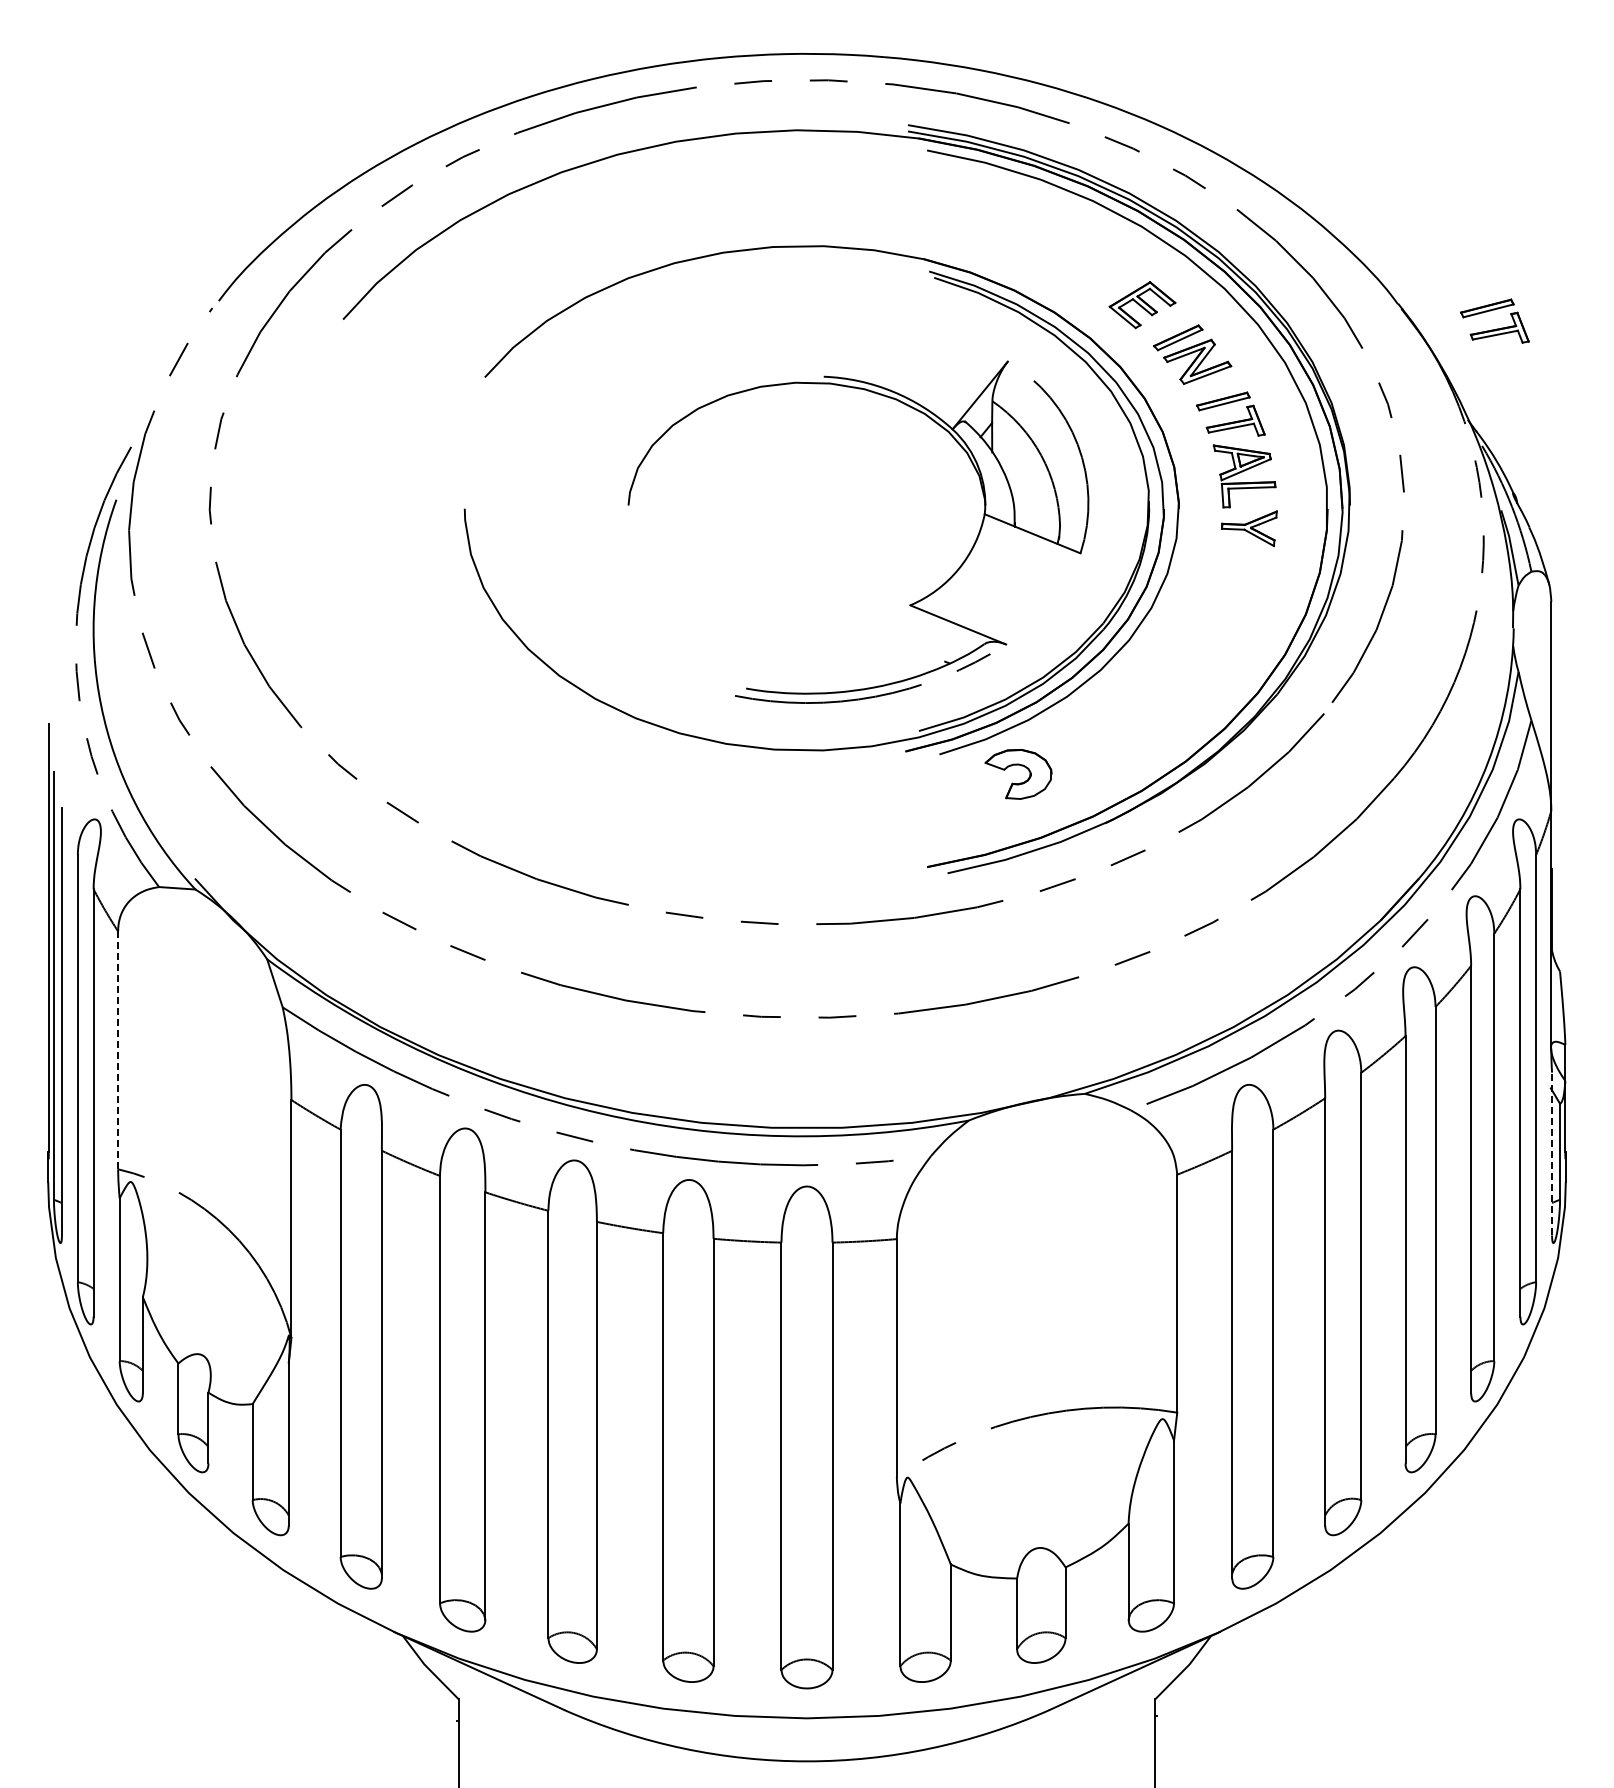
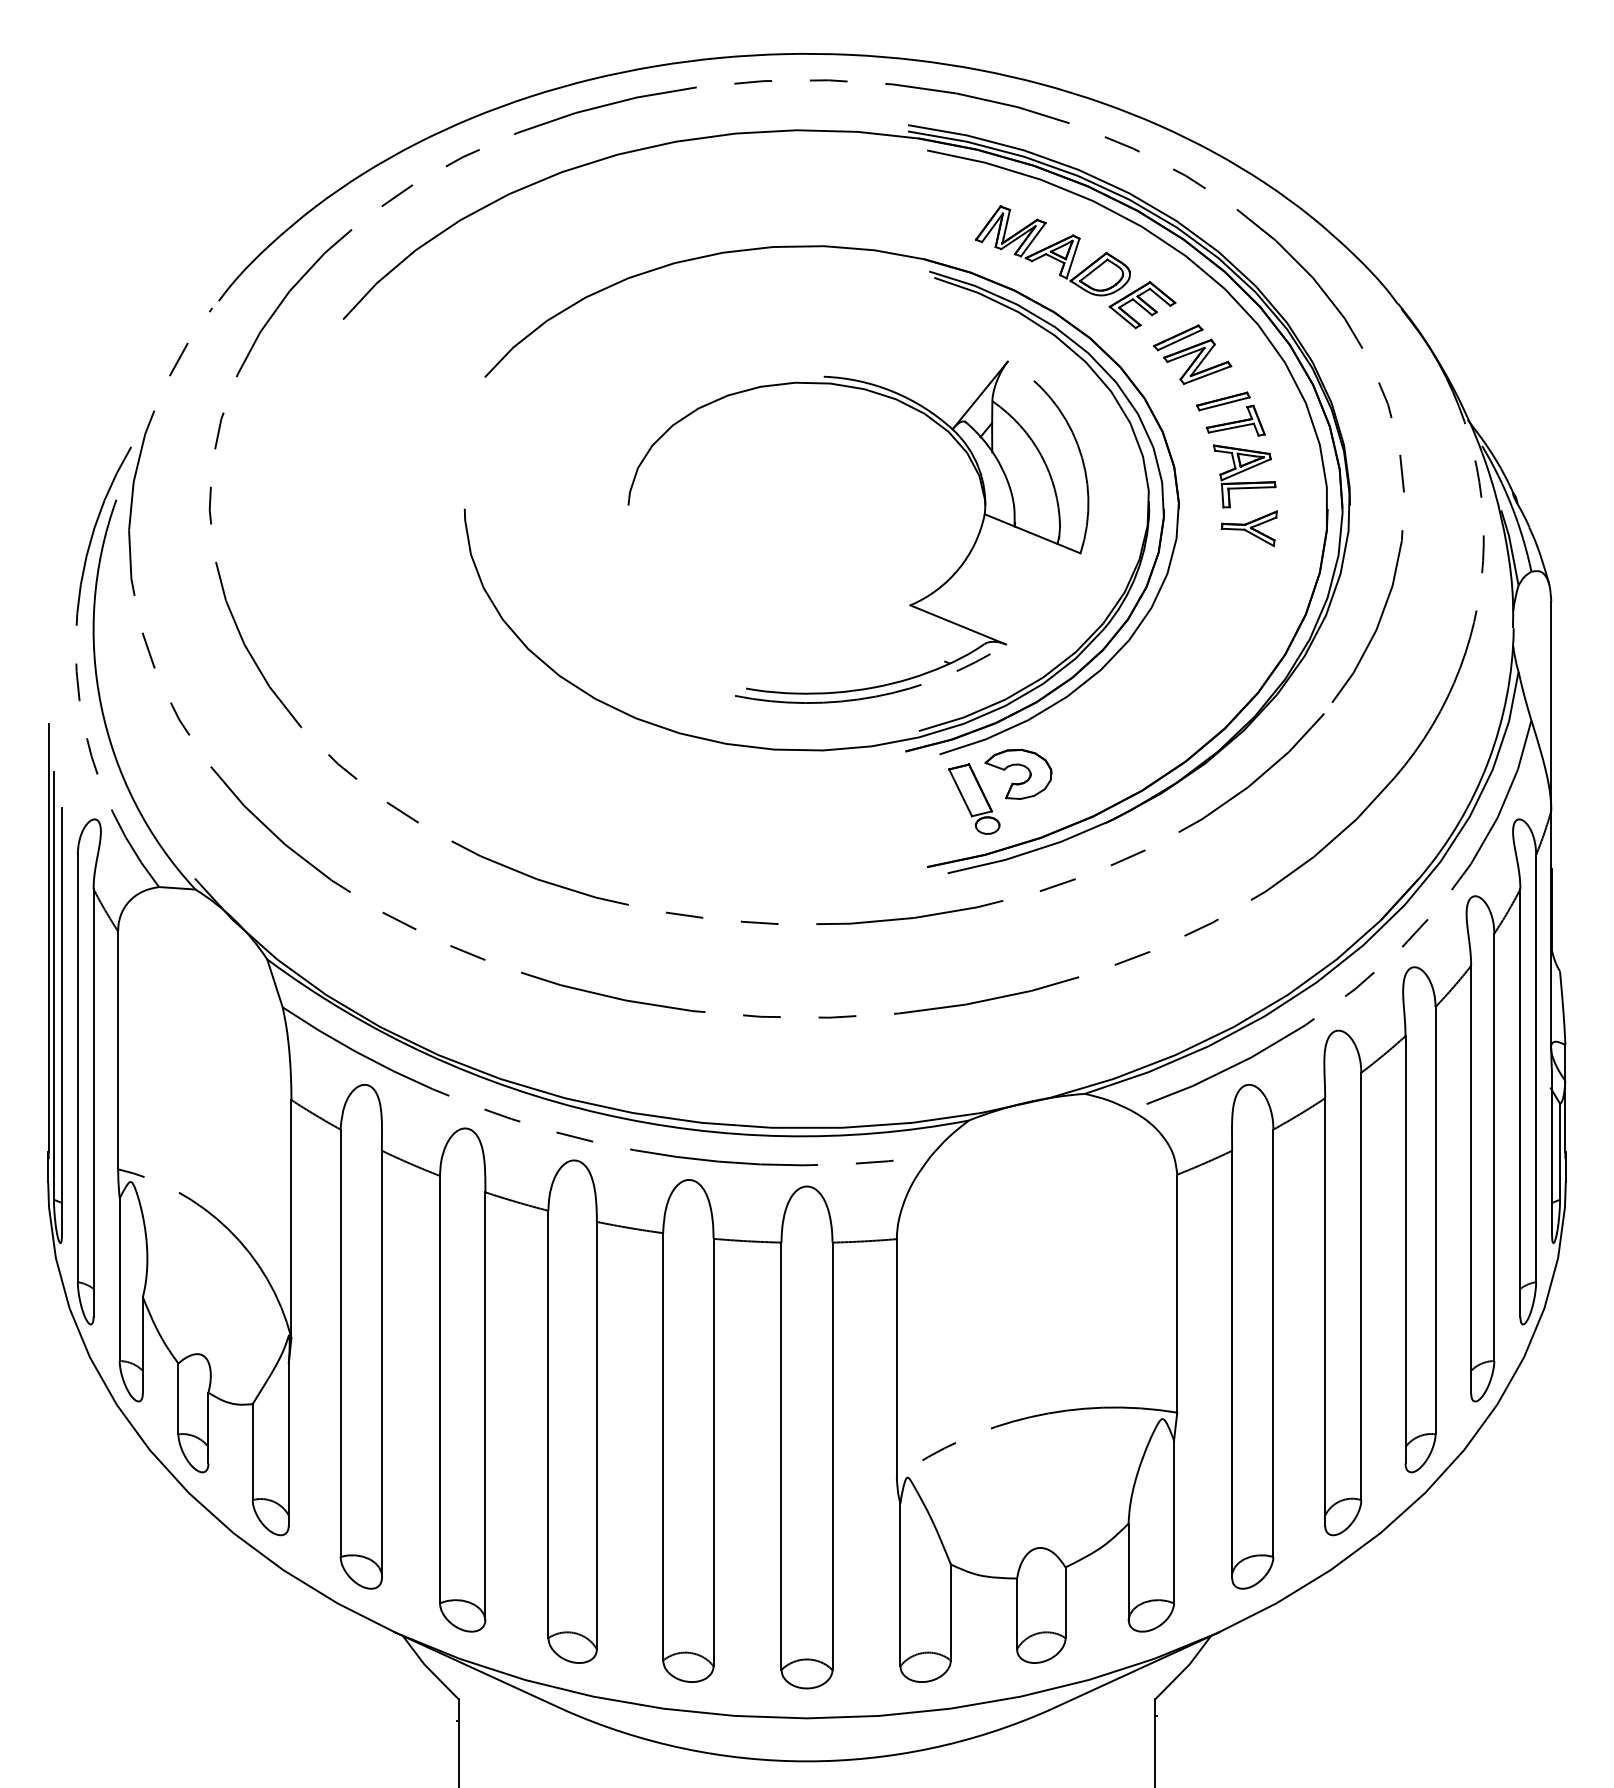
part: none -> present (1052, 250)
part: present -> none (1496, 328)
part: none -> present (974, 798)
line: dashed -> solid (118, 1050)
line: dashed -> solid (1552, 1153)
